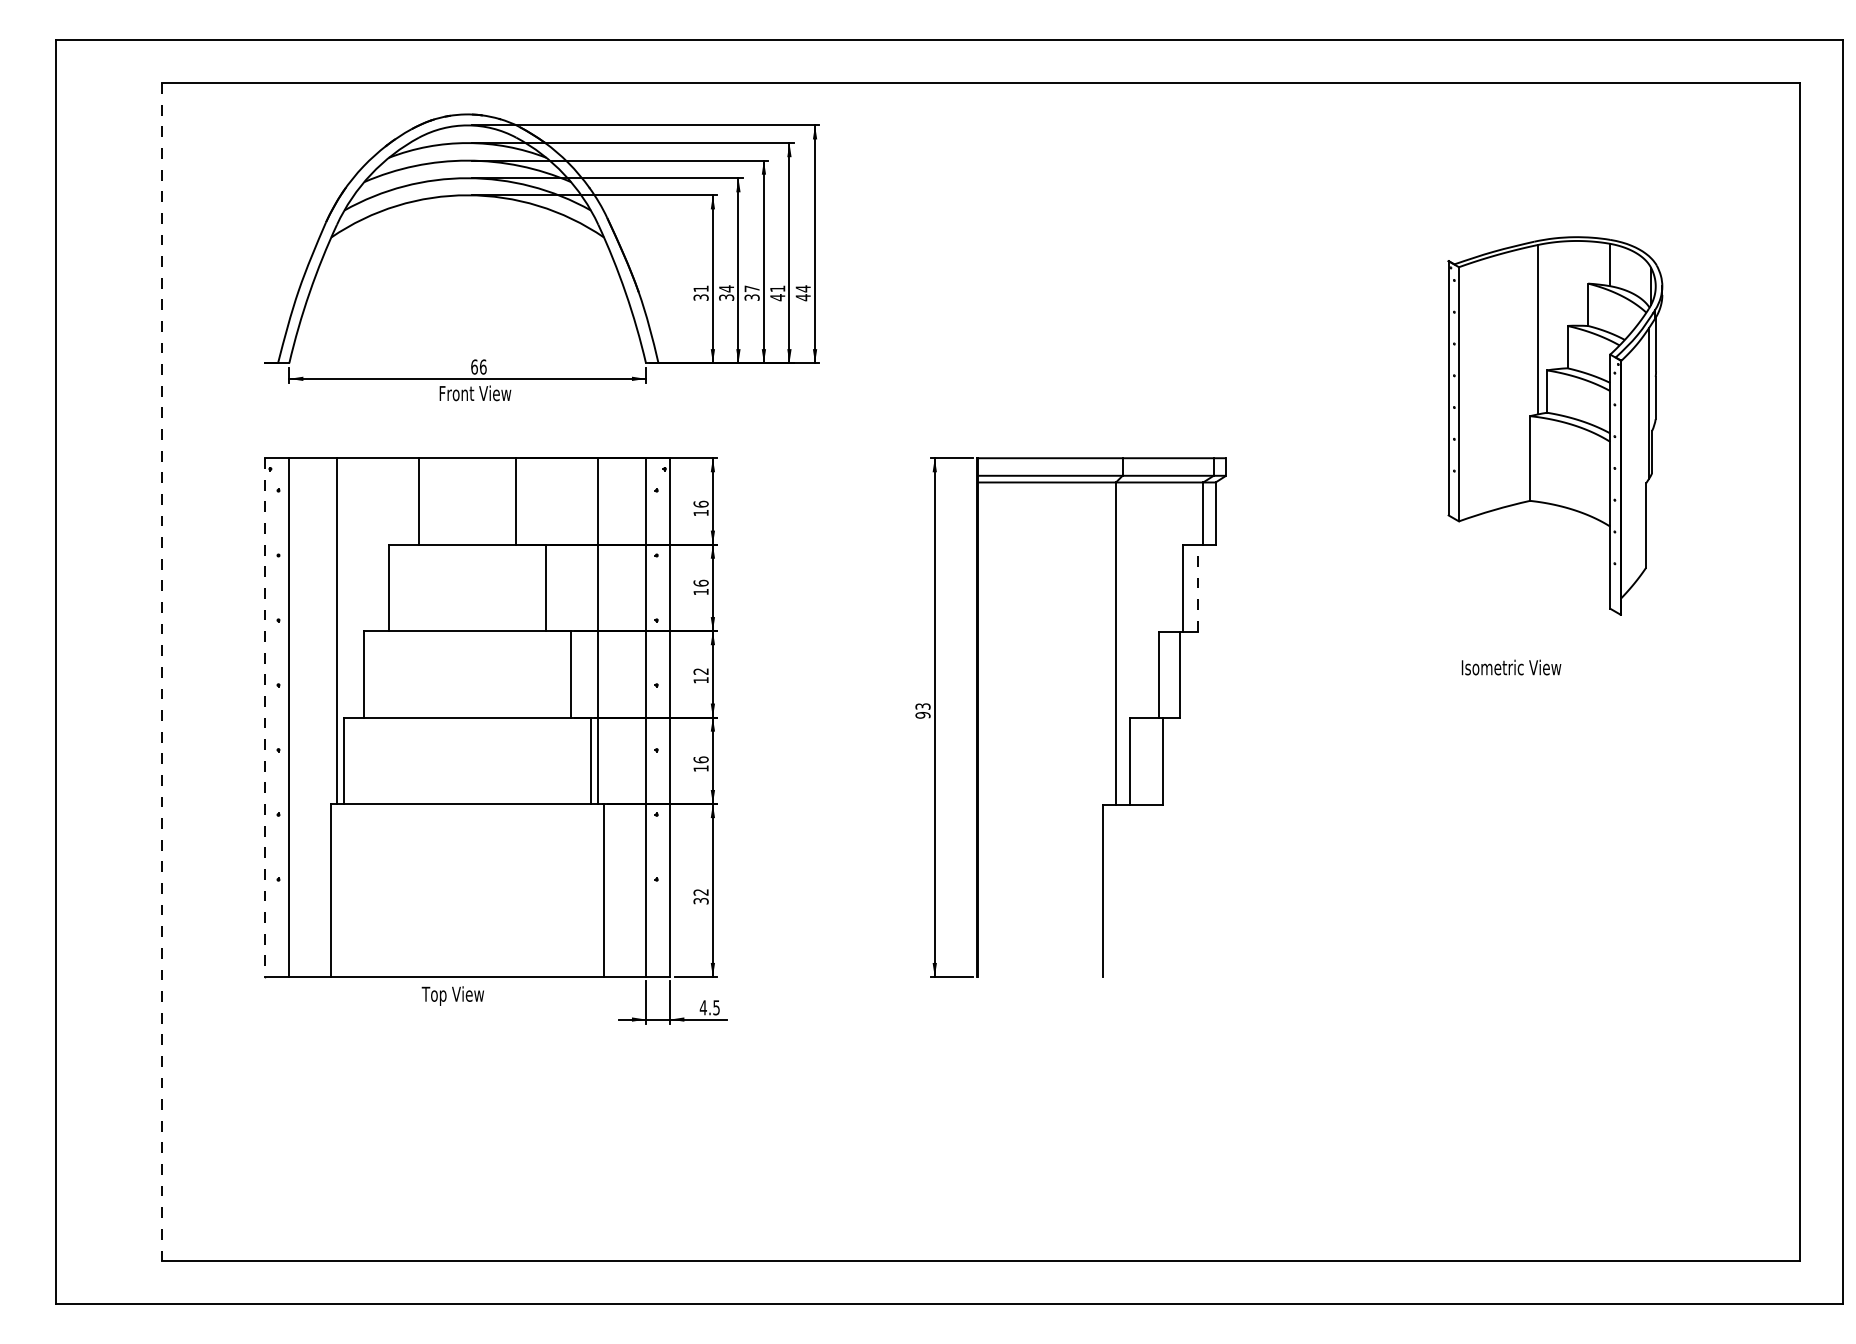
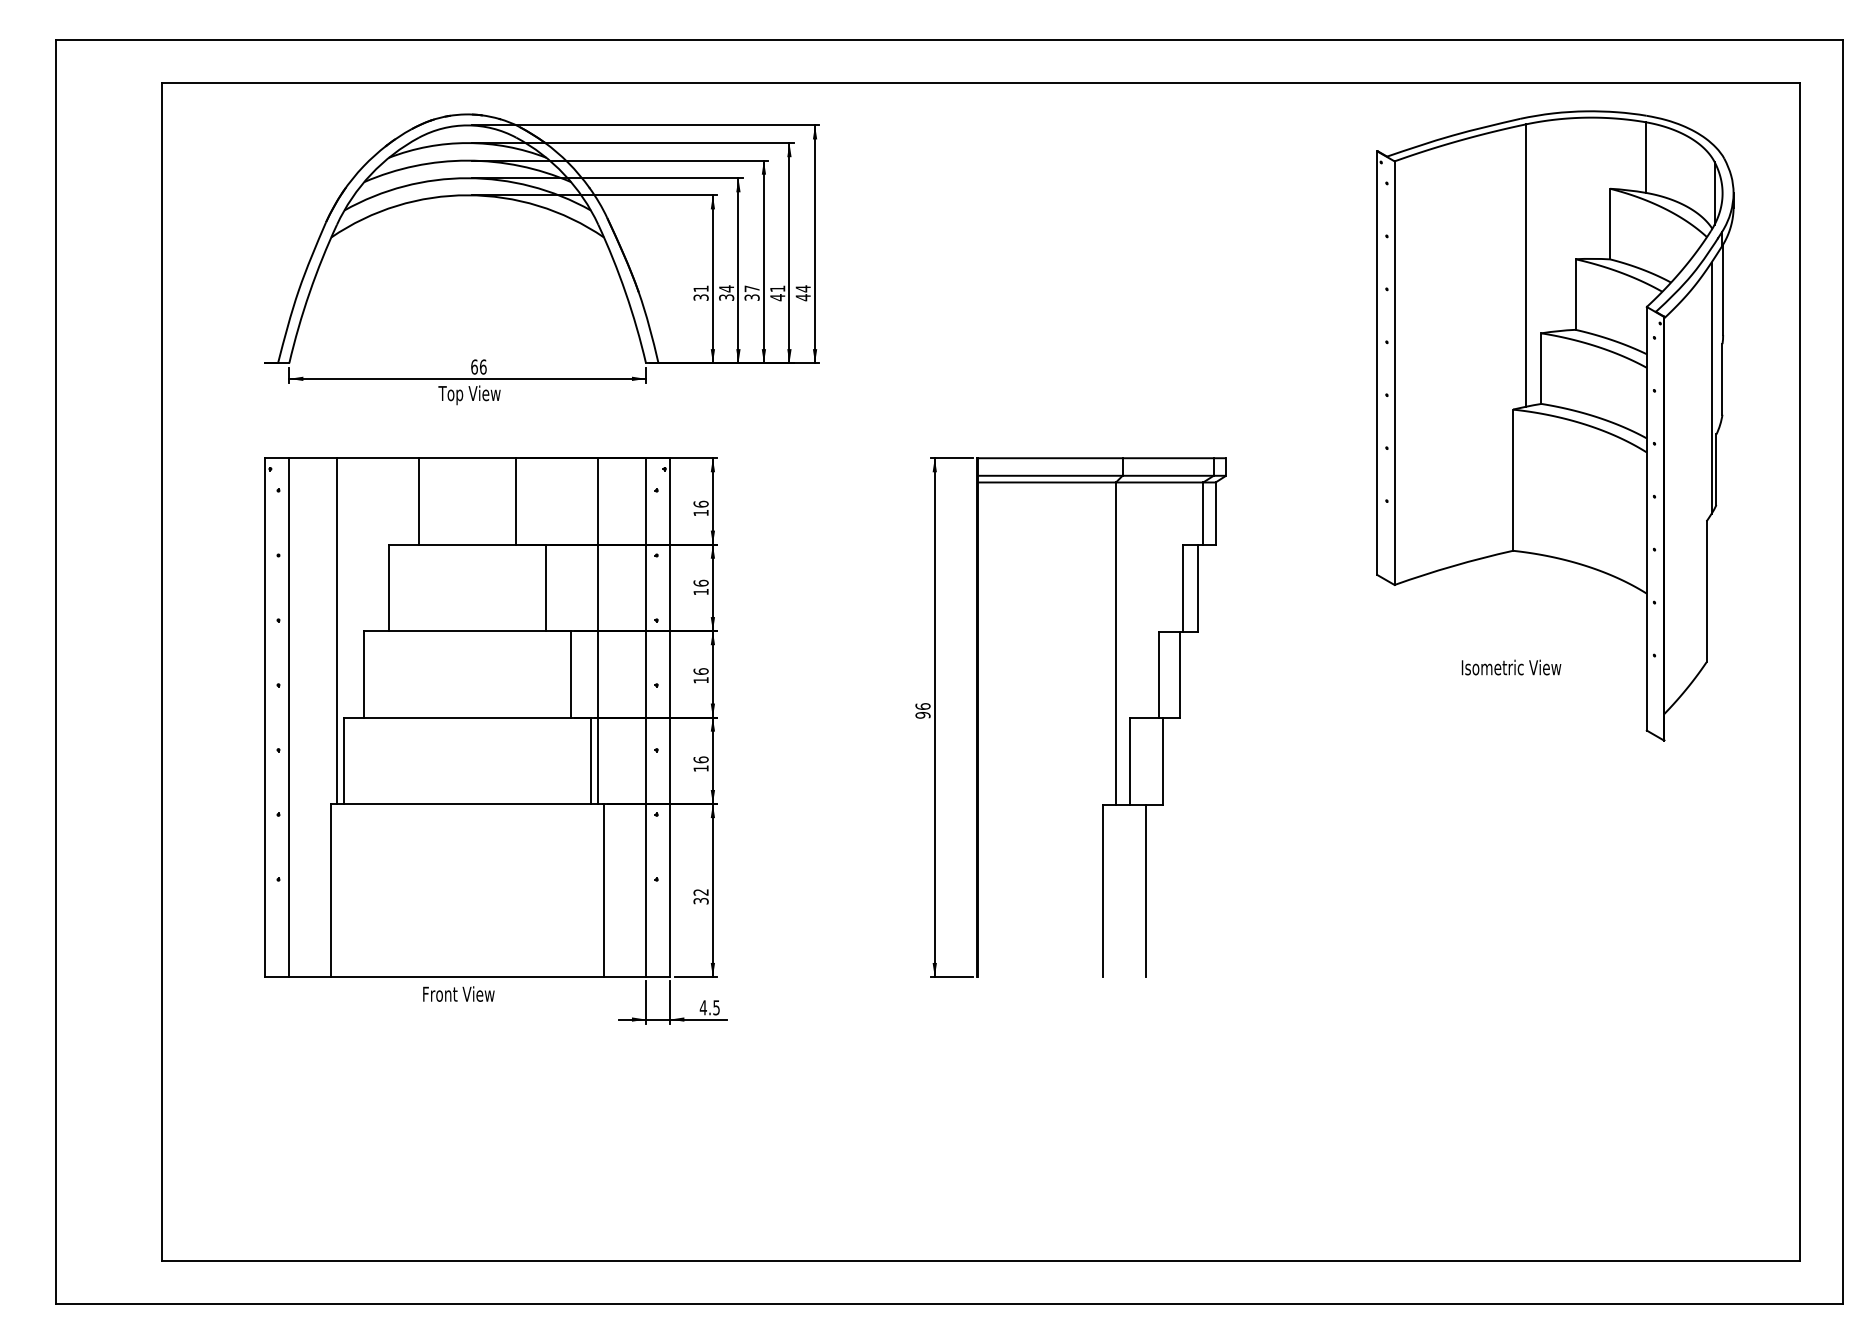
text: Front View -> Top View (474, 395)
part size: 217x380 px -> 359x632 px (1555, 425)
line: dashed -> solid (1198, 587)
line: dashed -> solid (162, 671)
text: 12 -> 16 (700, 671)
text: 93 -> 96 (922, 706)
line: dashed -> solid (265, 718)
line: none -> present (1145, 890)
text: Top View -> Front View (457, 995)
